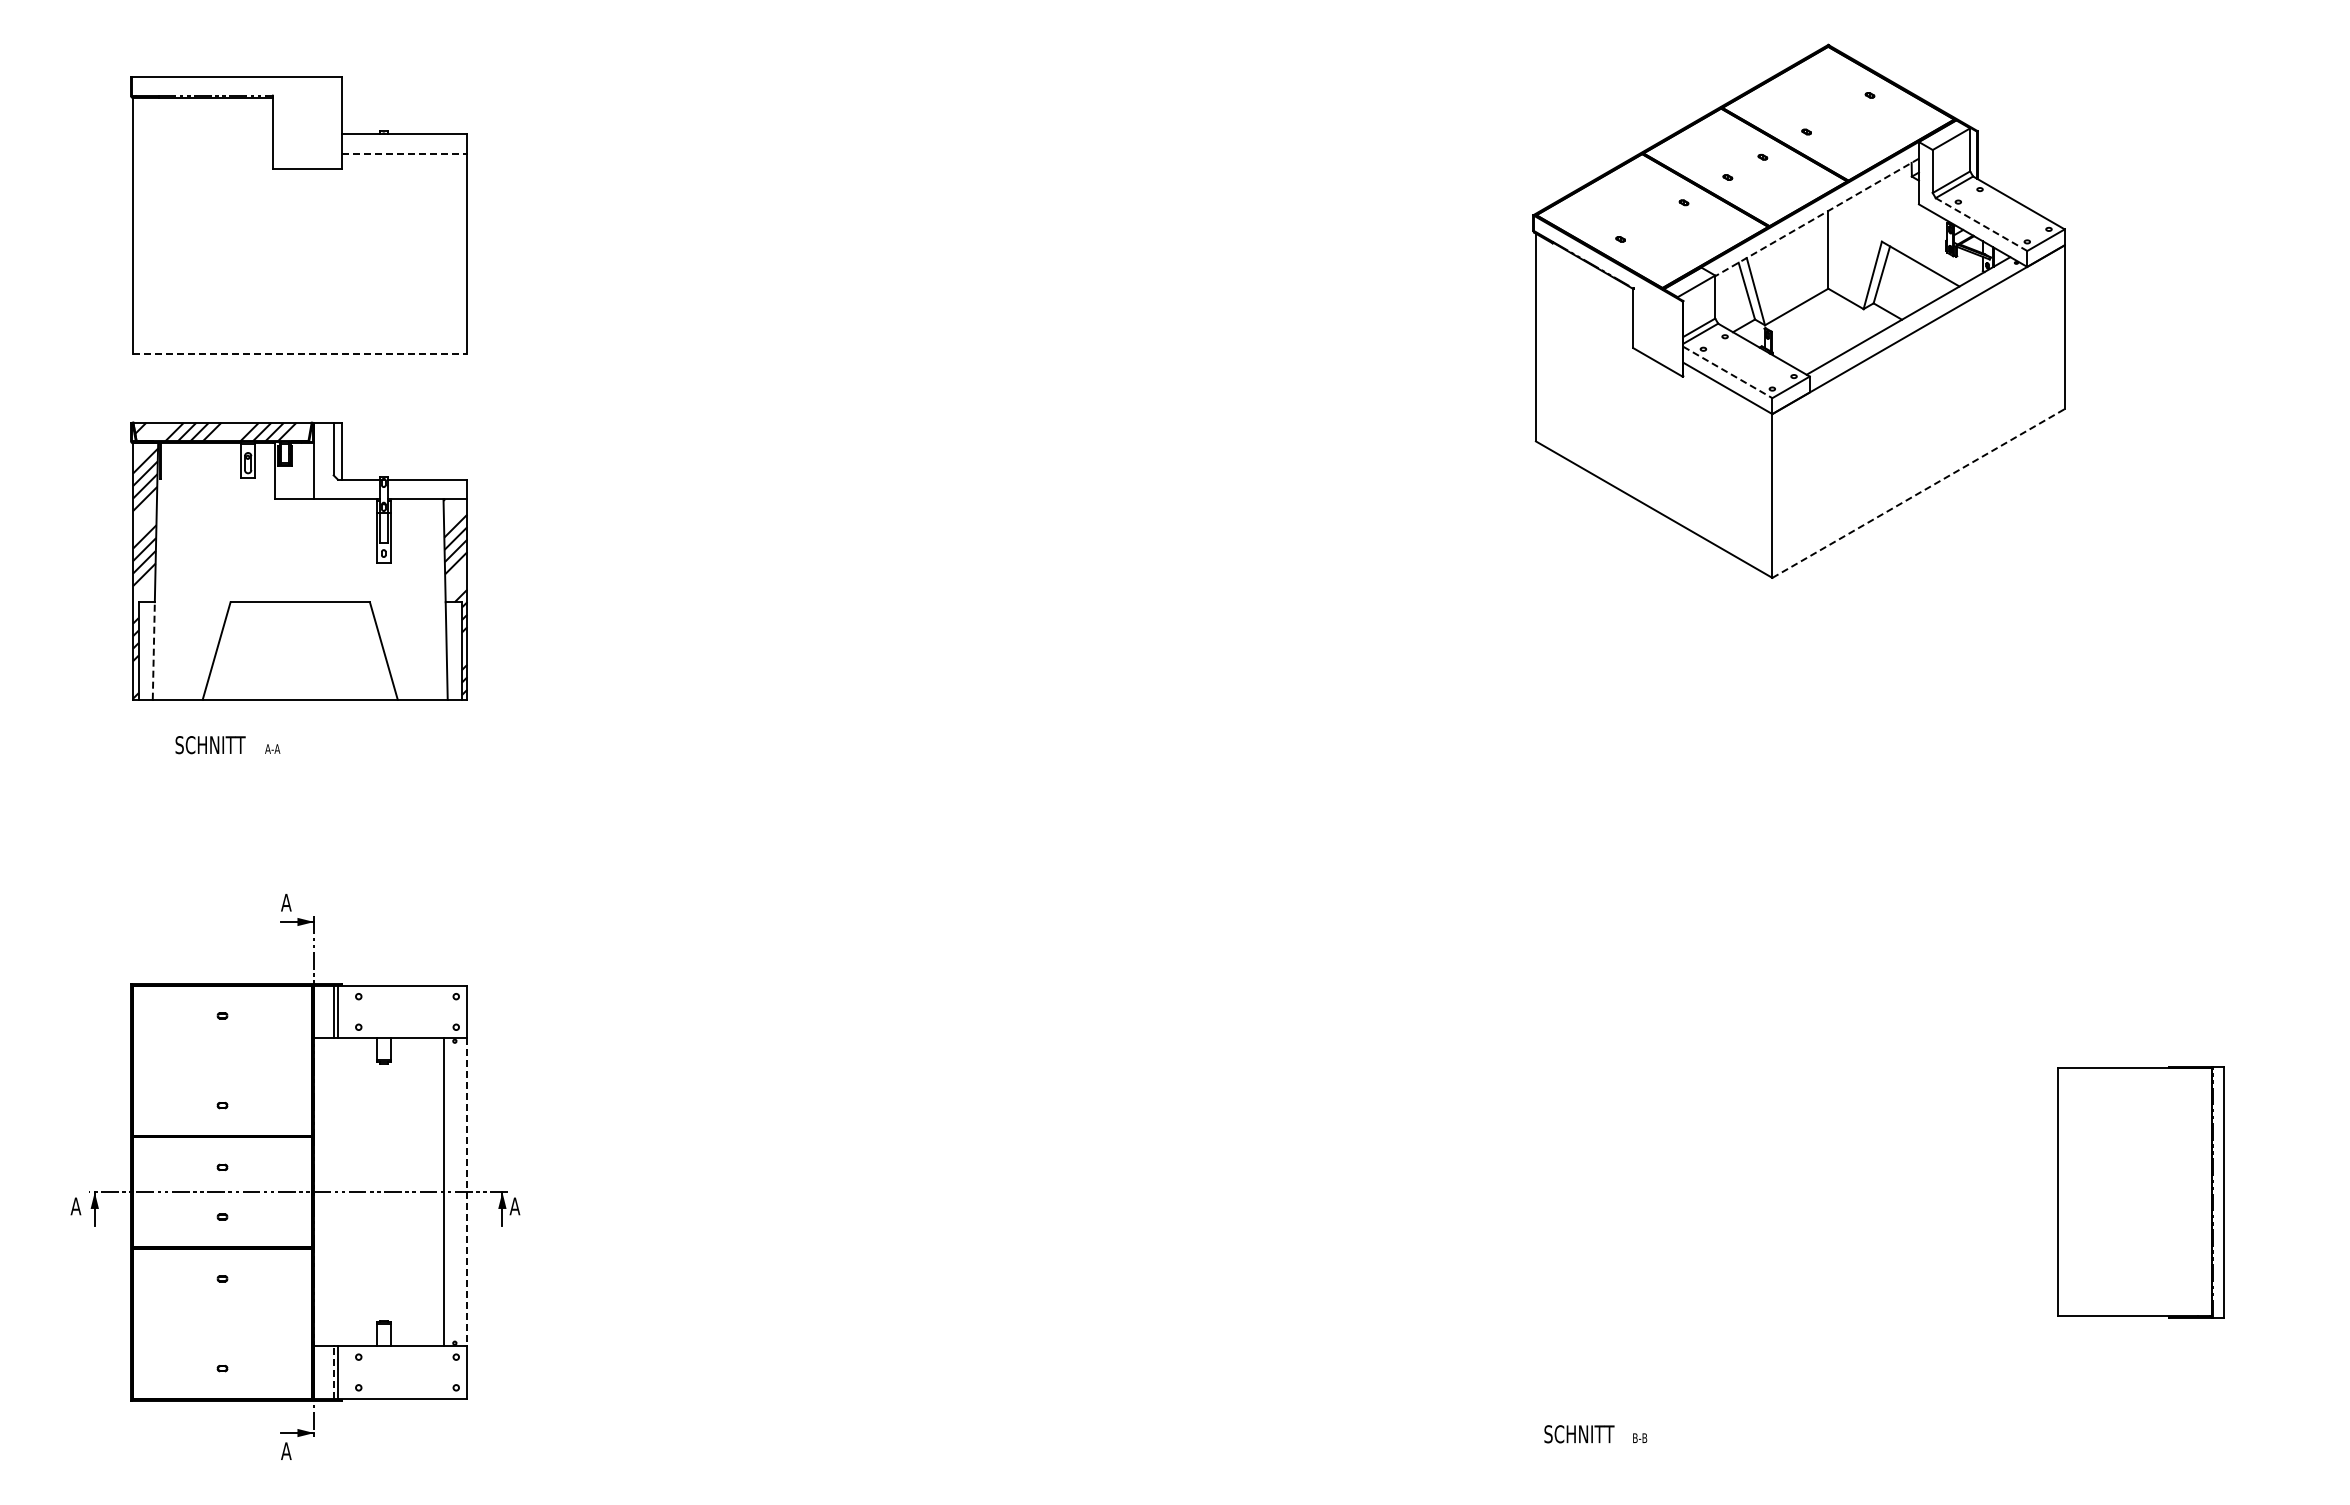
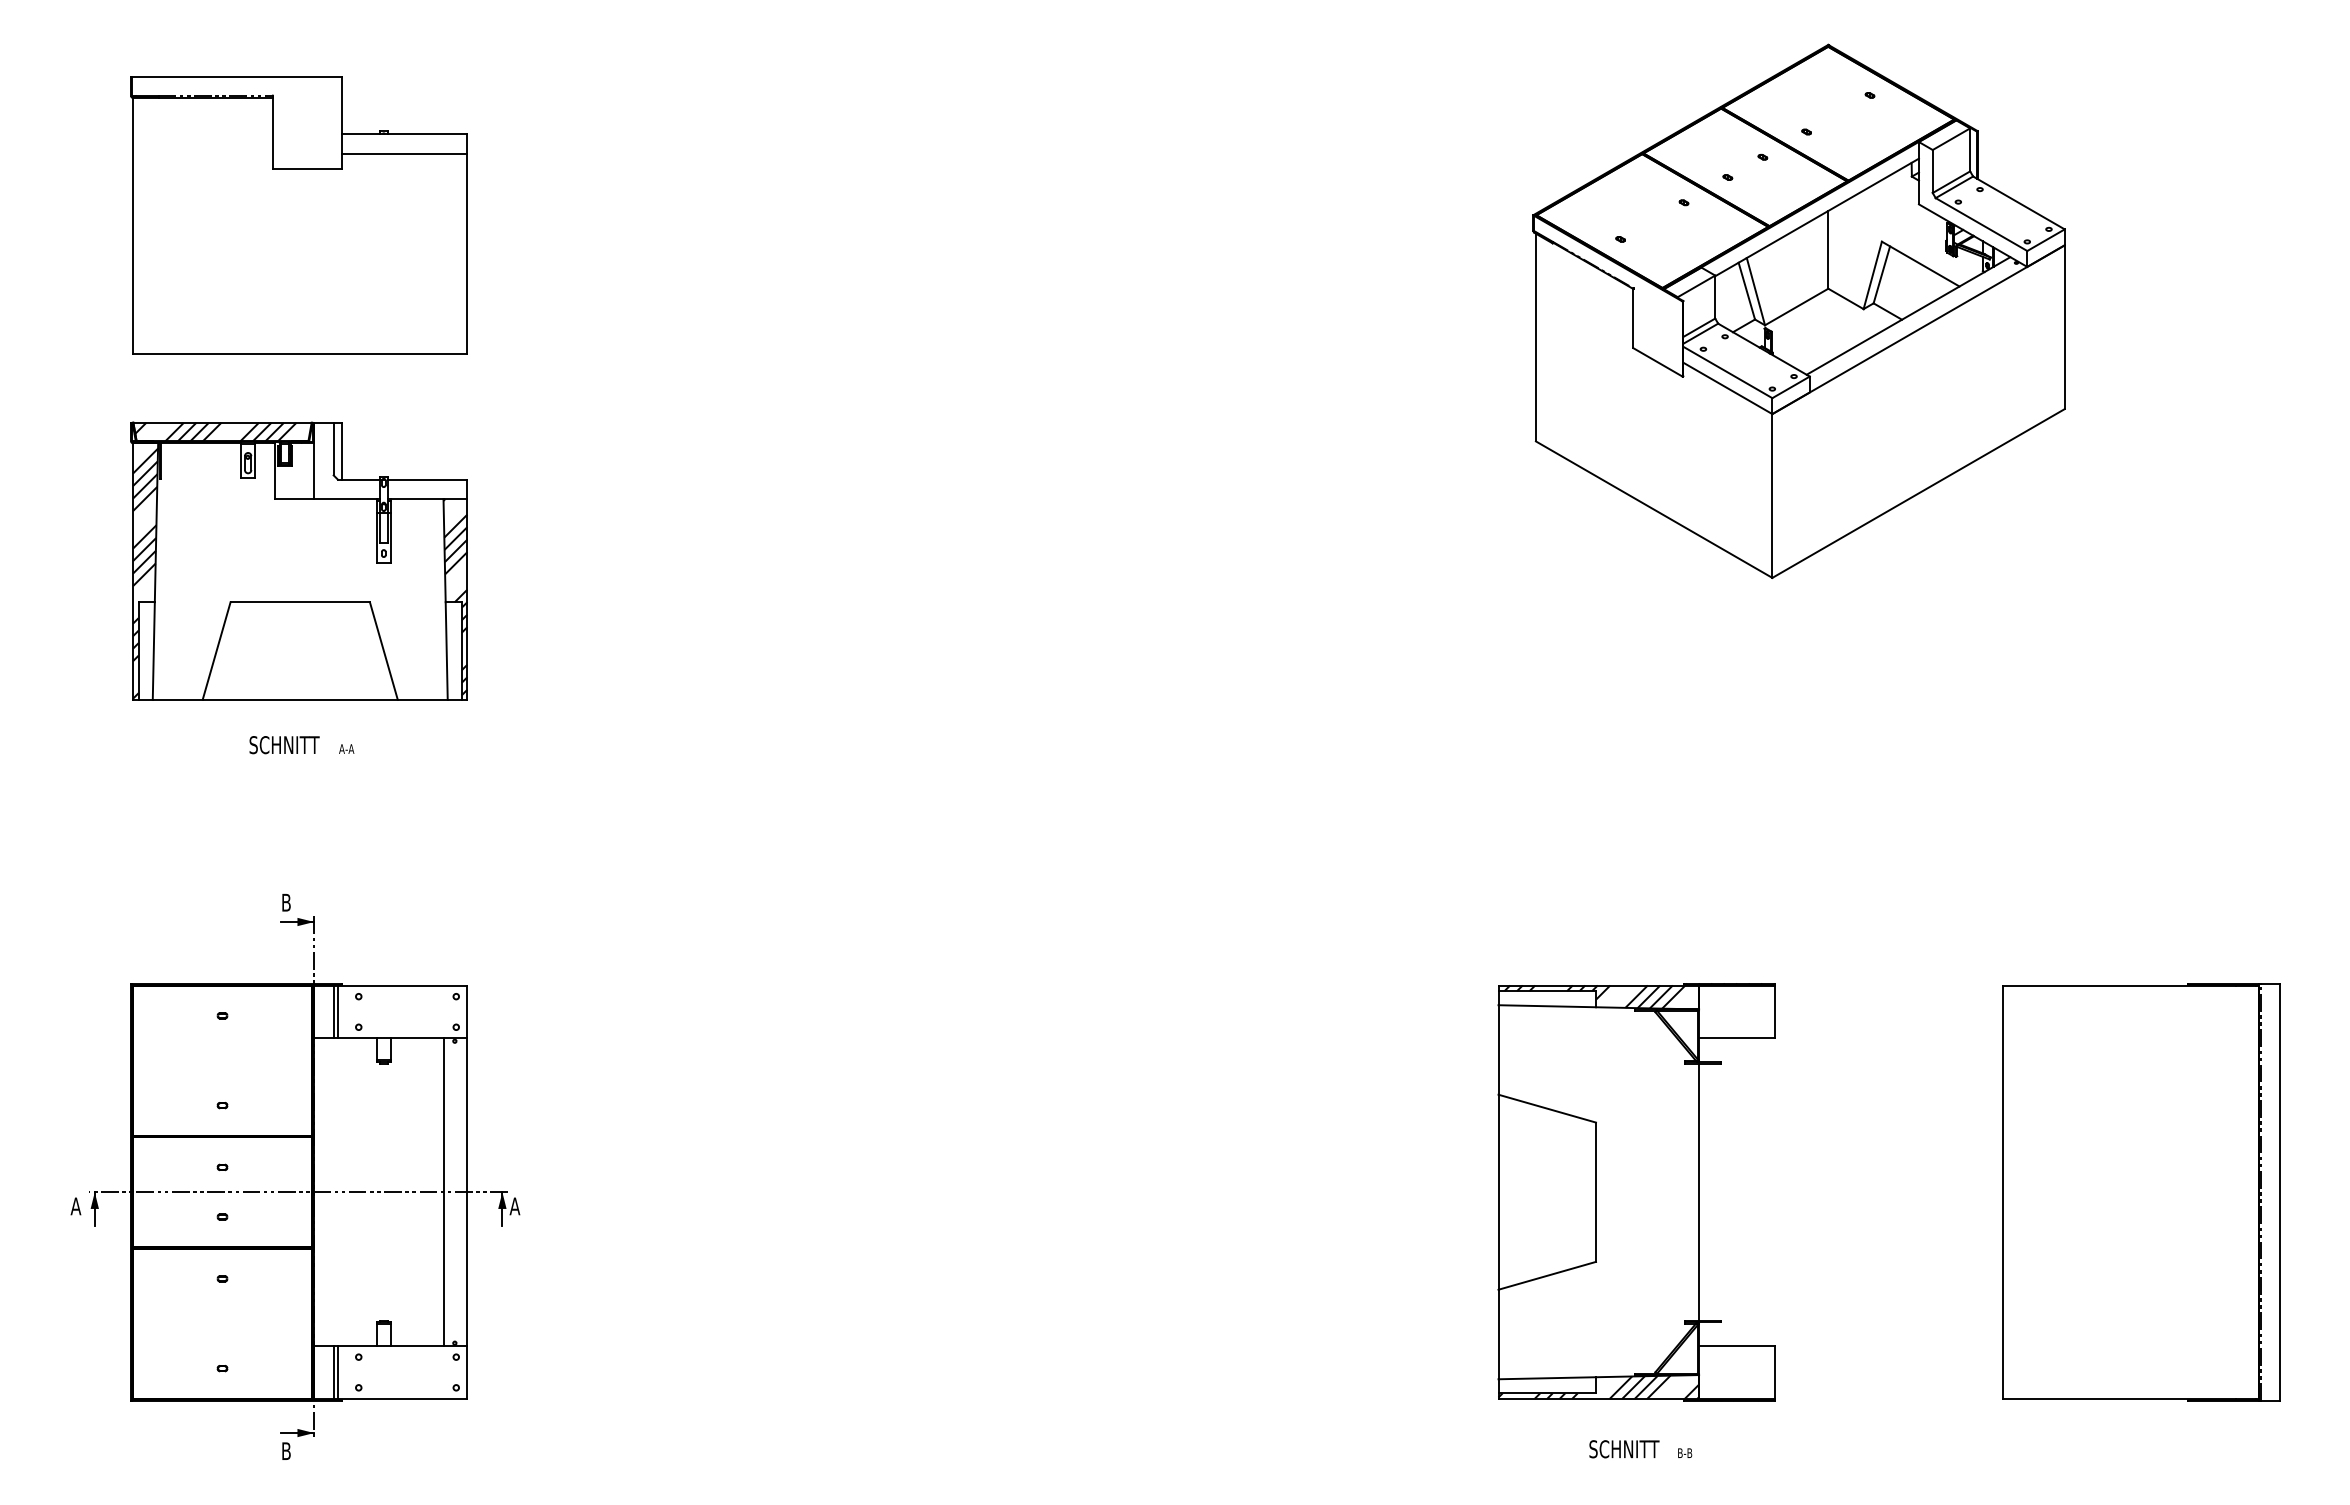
line: dashed -> solid (404, 153)
line: dashed -> solid (1817, 217)
line: dashed -> solid (1981, 224)
line: dashed -> solid (300, 354)
line: dashed -> solid (1728, 372)
line: dashed -> solid (1918, 493)
line: dashed -> solid (153, 650)
text position: (227, 745) -> (301, 745) (301, 745)
text: A -> B (286, 902)
line: dashed -> solid (467, 1192)
part: none -> present (1636, 1192)
part size: 168x253 px -> 279x419 px (2141, 1192)
line: dashed -> solid (333, 1372)
text position: (1595, 1434) -> (1640, 1449) (1640, 1449)
text: A -> B (286, 1450)
